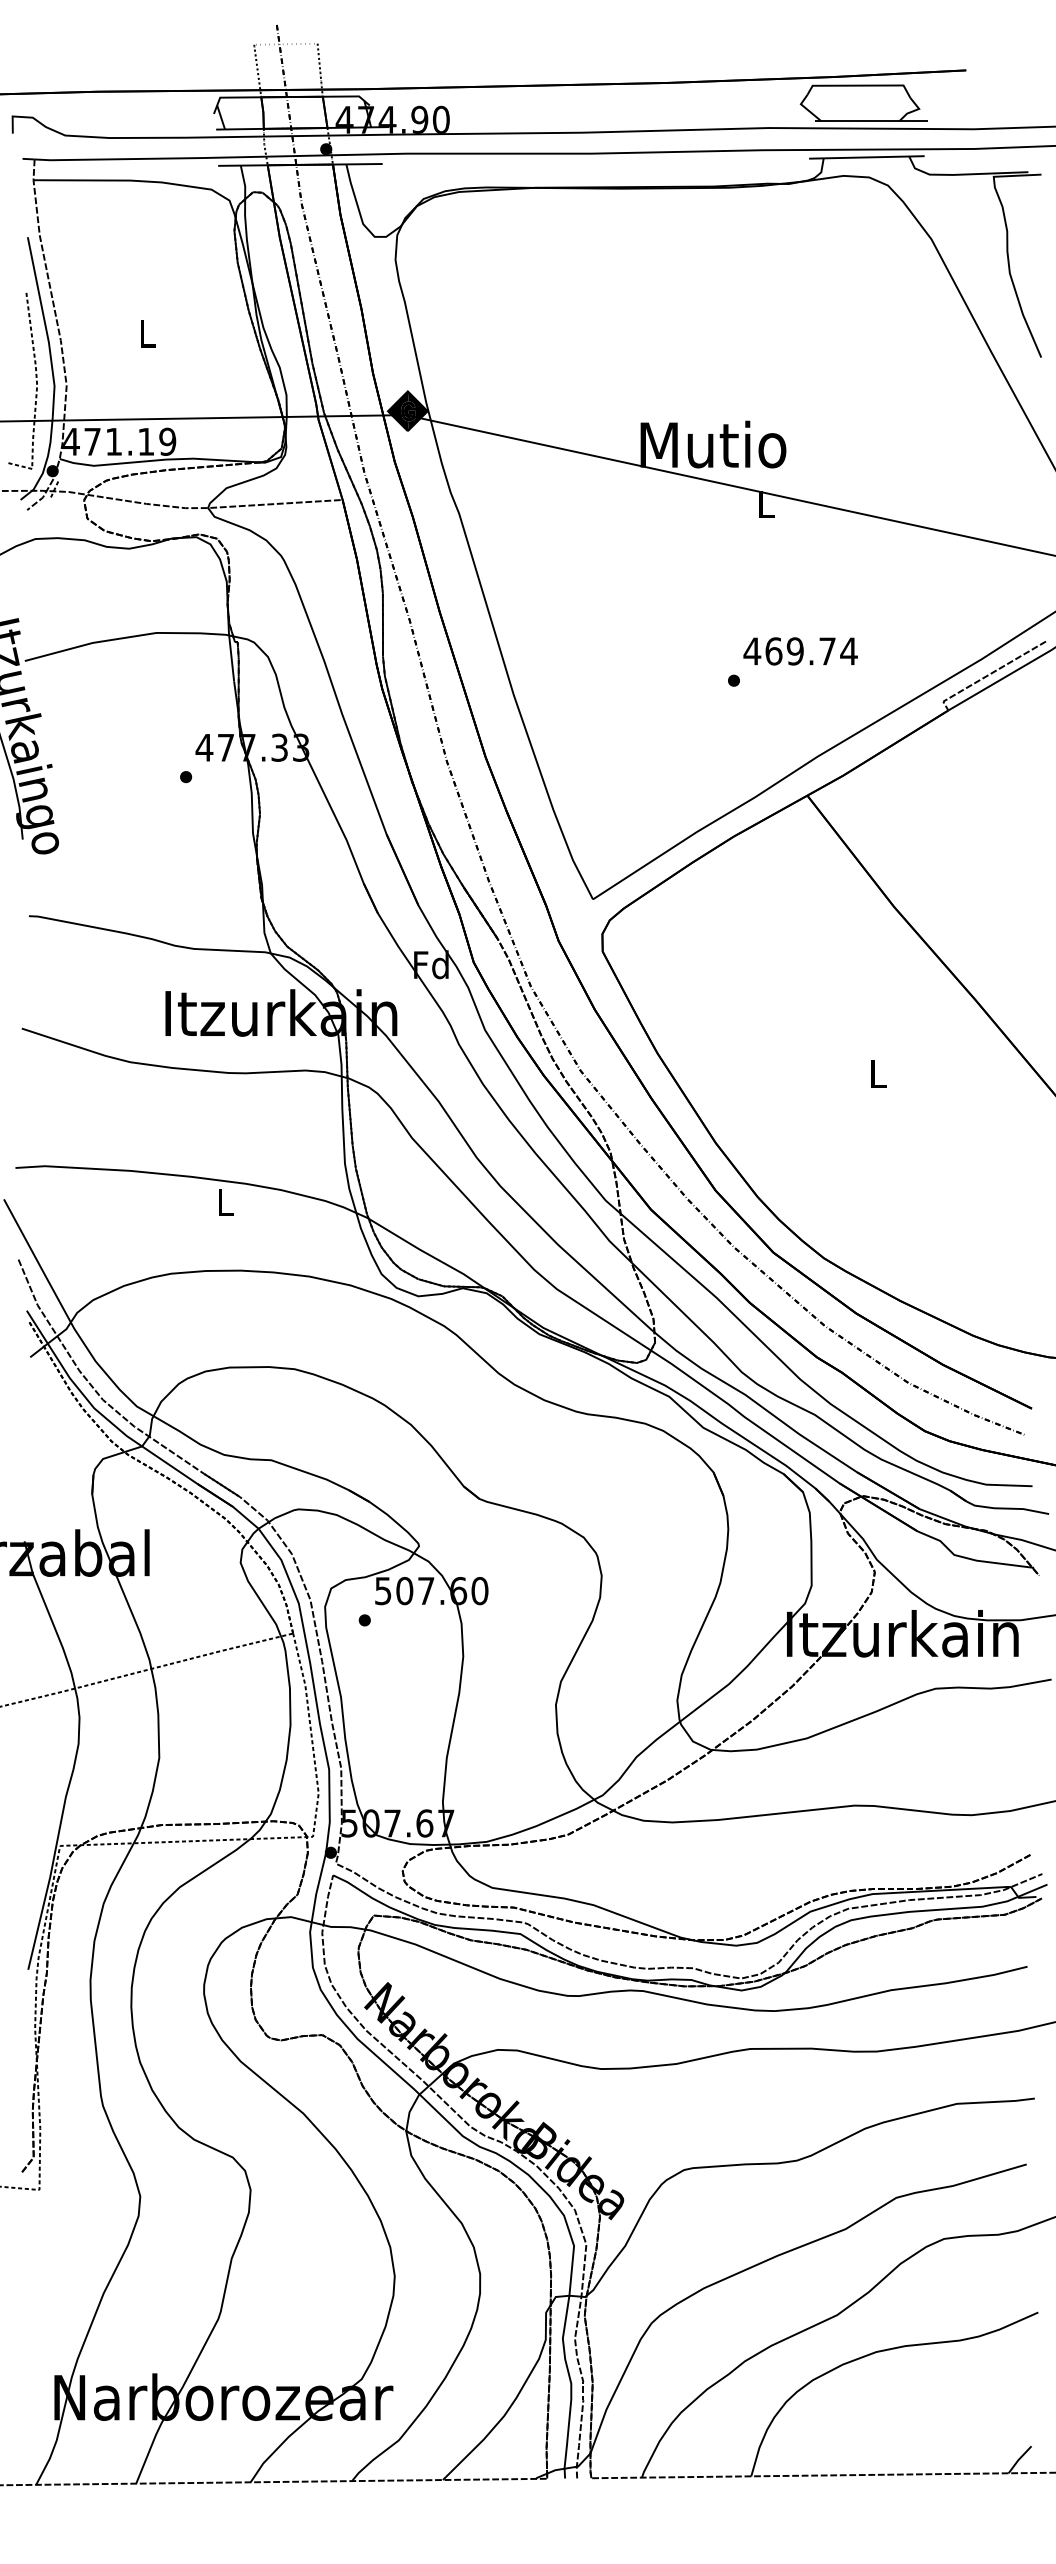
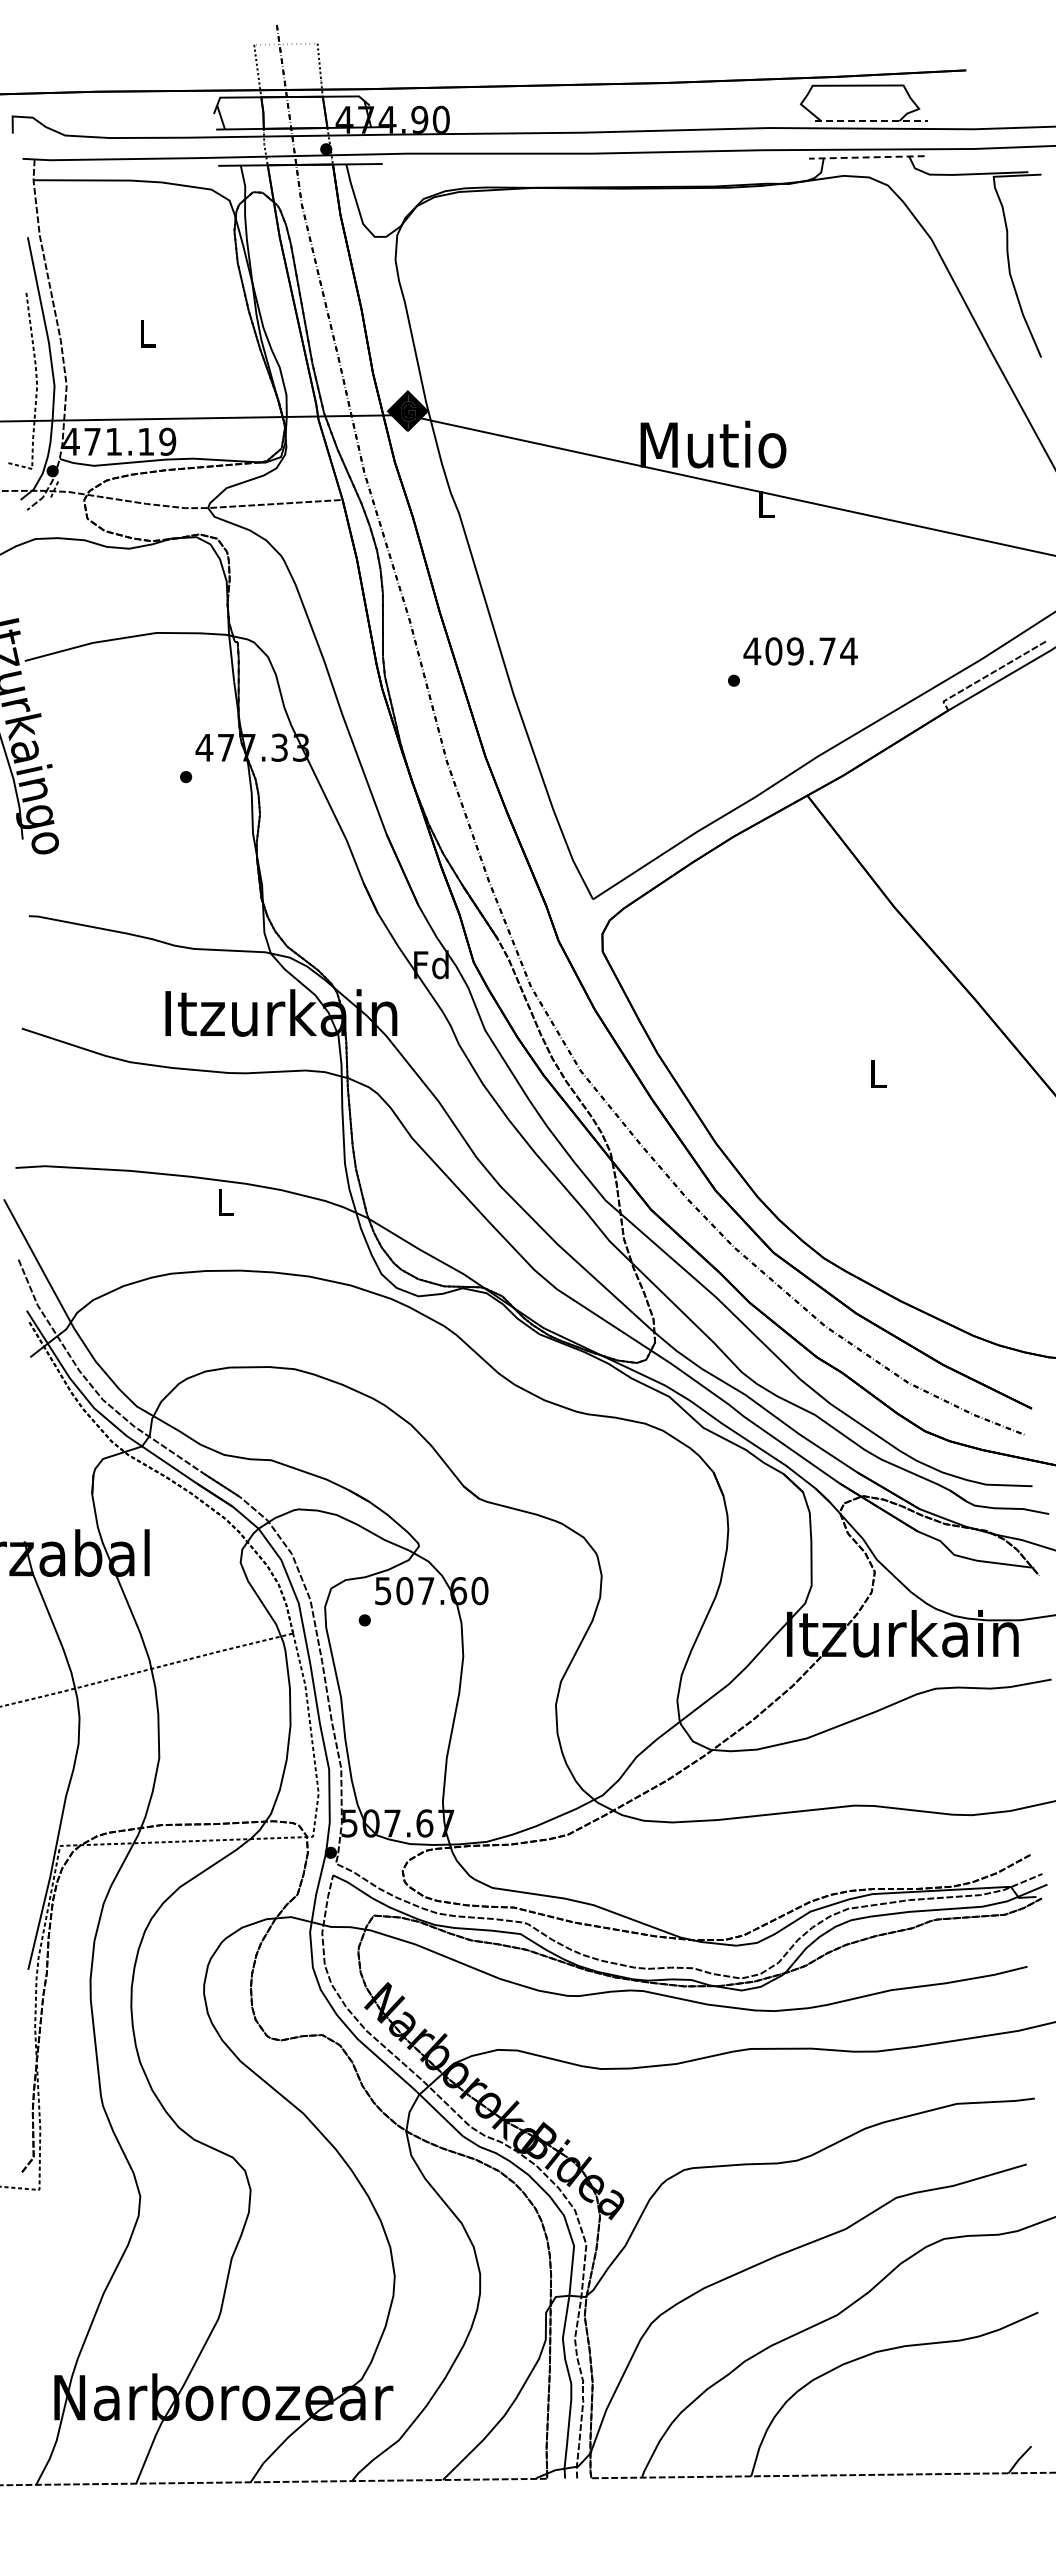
line: solid -> dashed (871, 121)
line: solid -> dashed (866, 157)
text: 469.74 -> 409.74 (773, 651)
